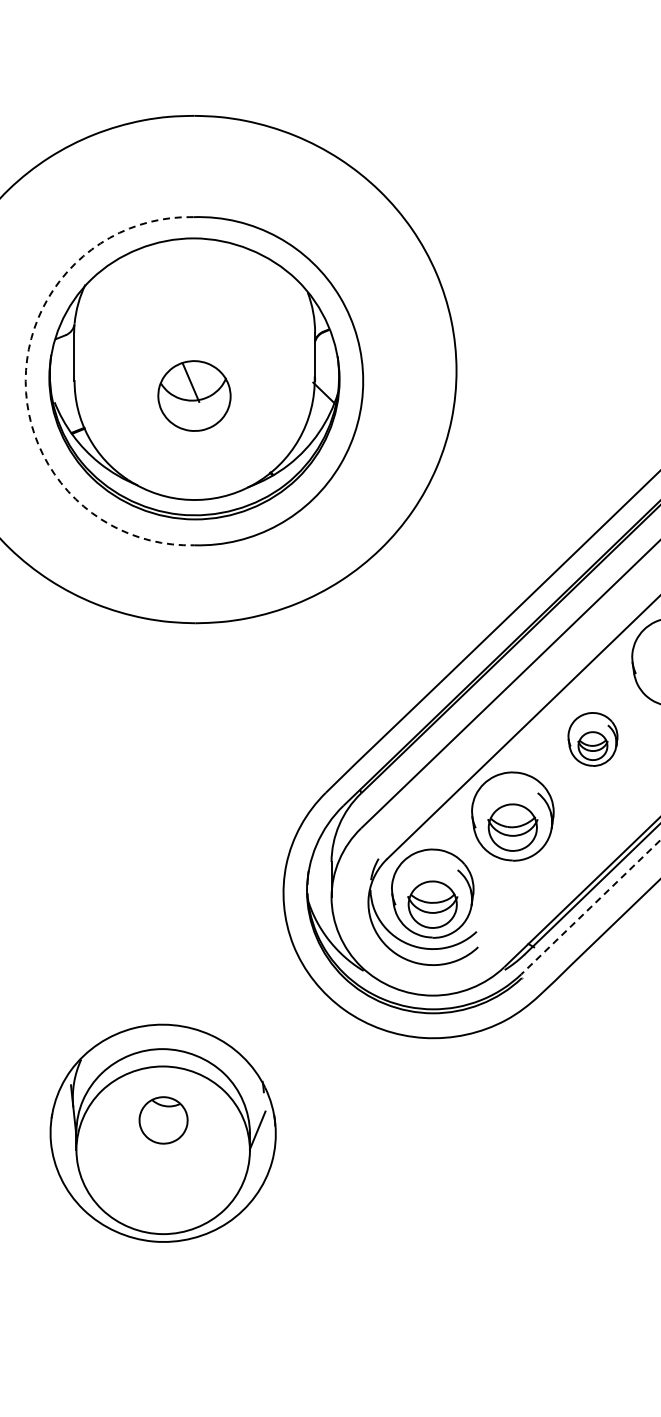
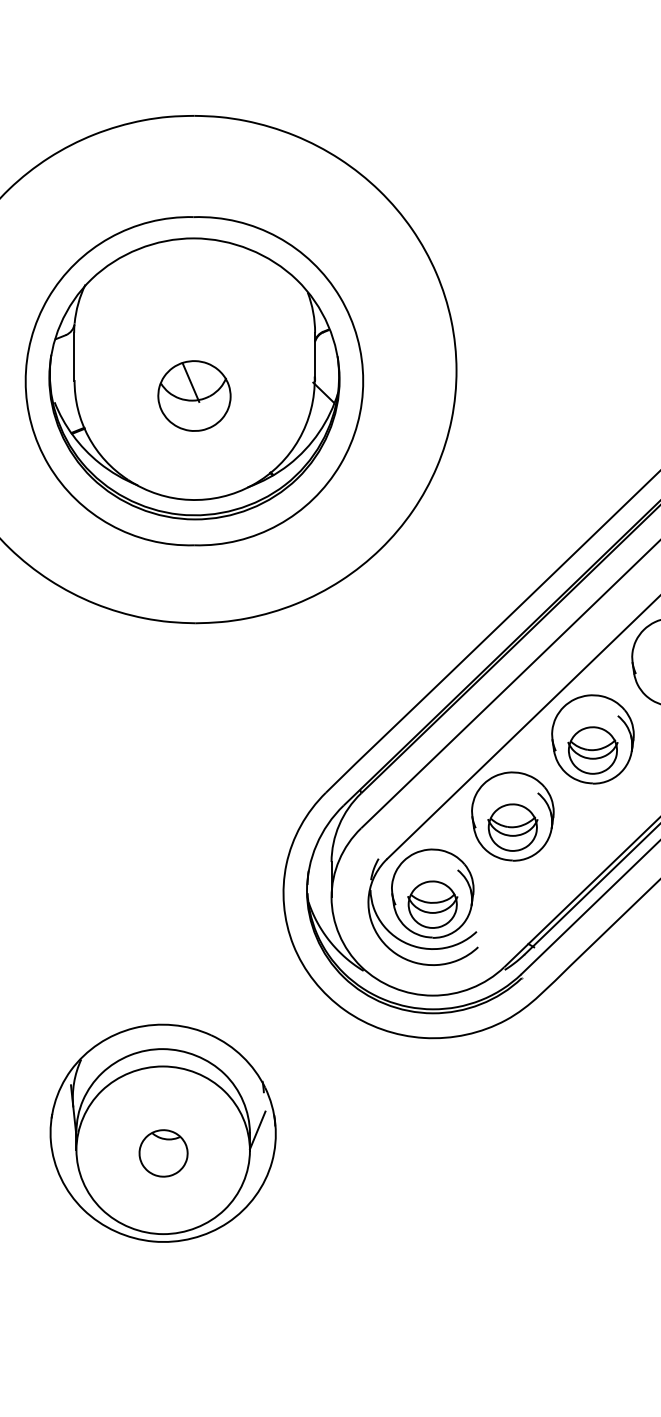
arc: dashed -> solid (25, 381)
part size: 52x55 px -> 84x91 px (592, 739)
line: dashed -> solid (591, 907)
part position: (163, 1120) -> (163, 1153) (163, 1153)
